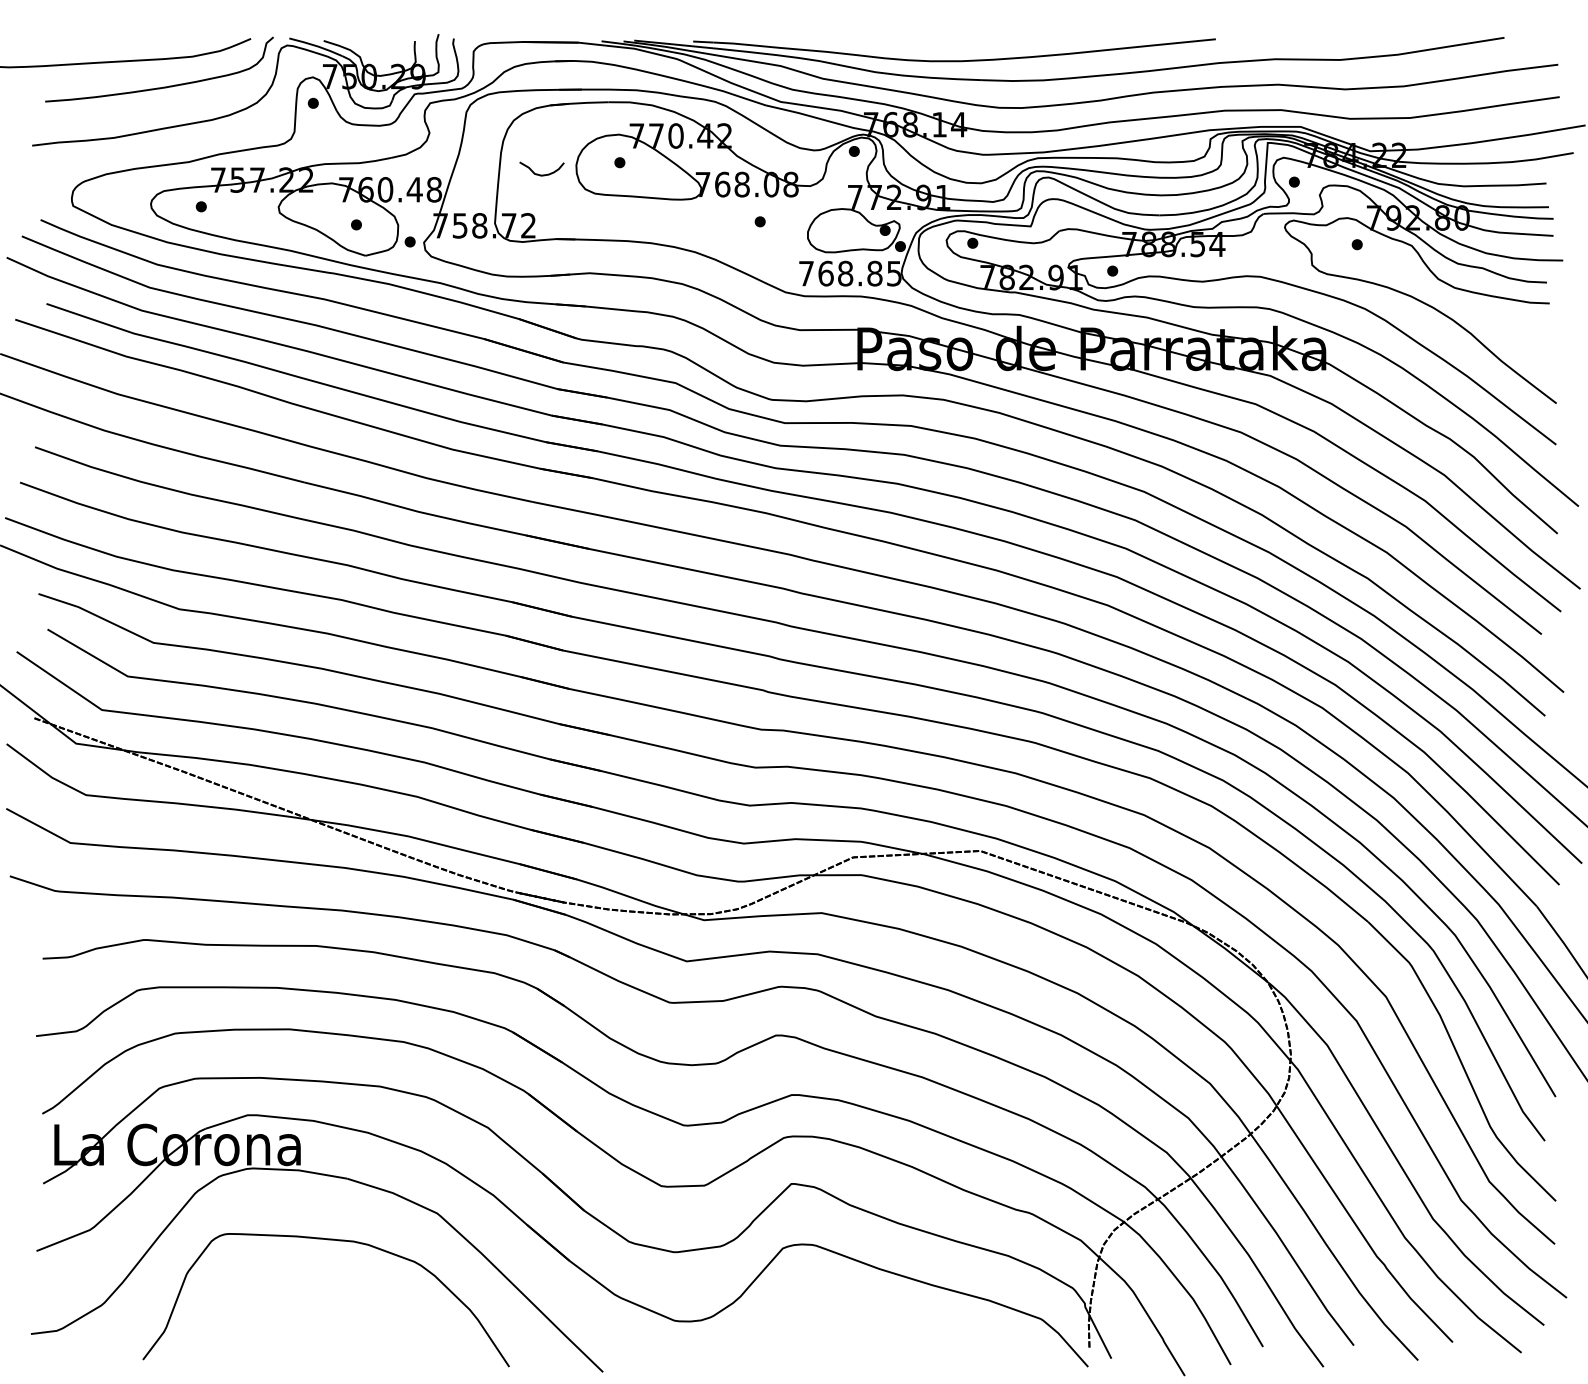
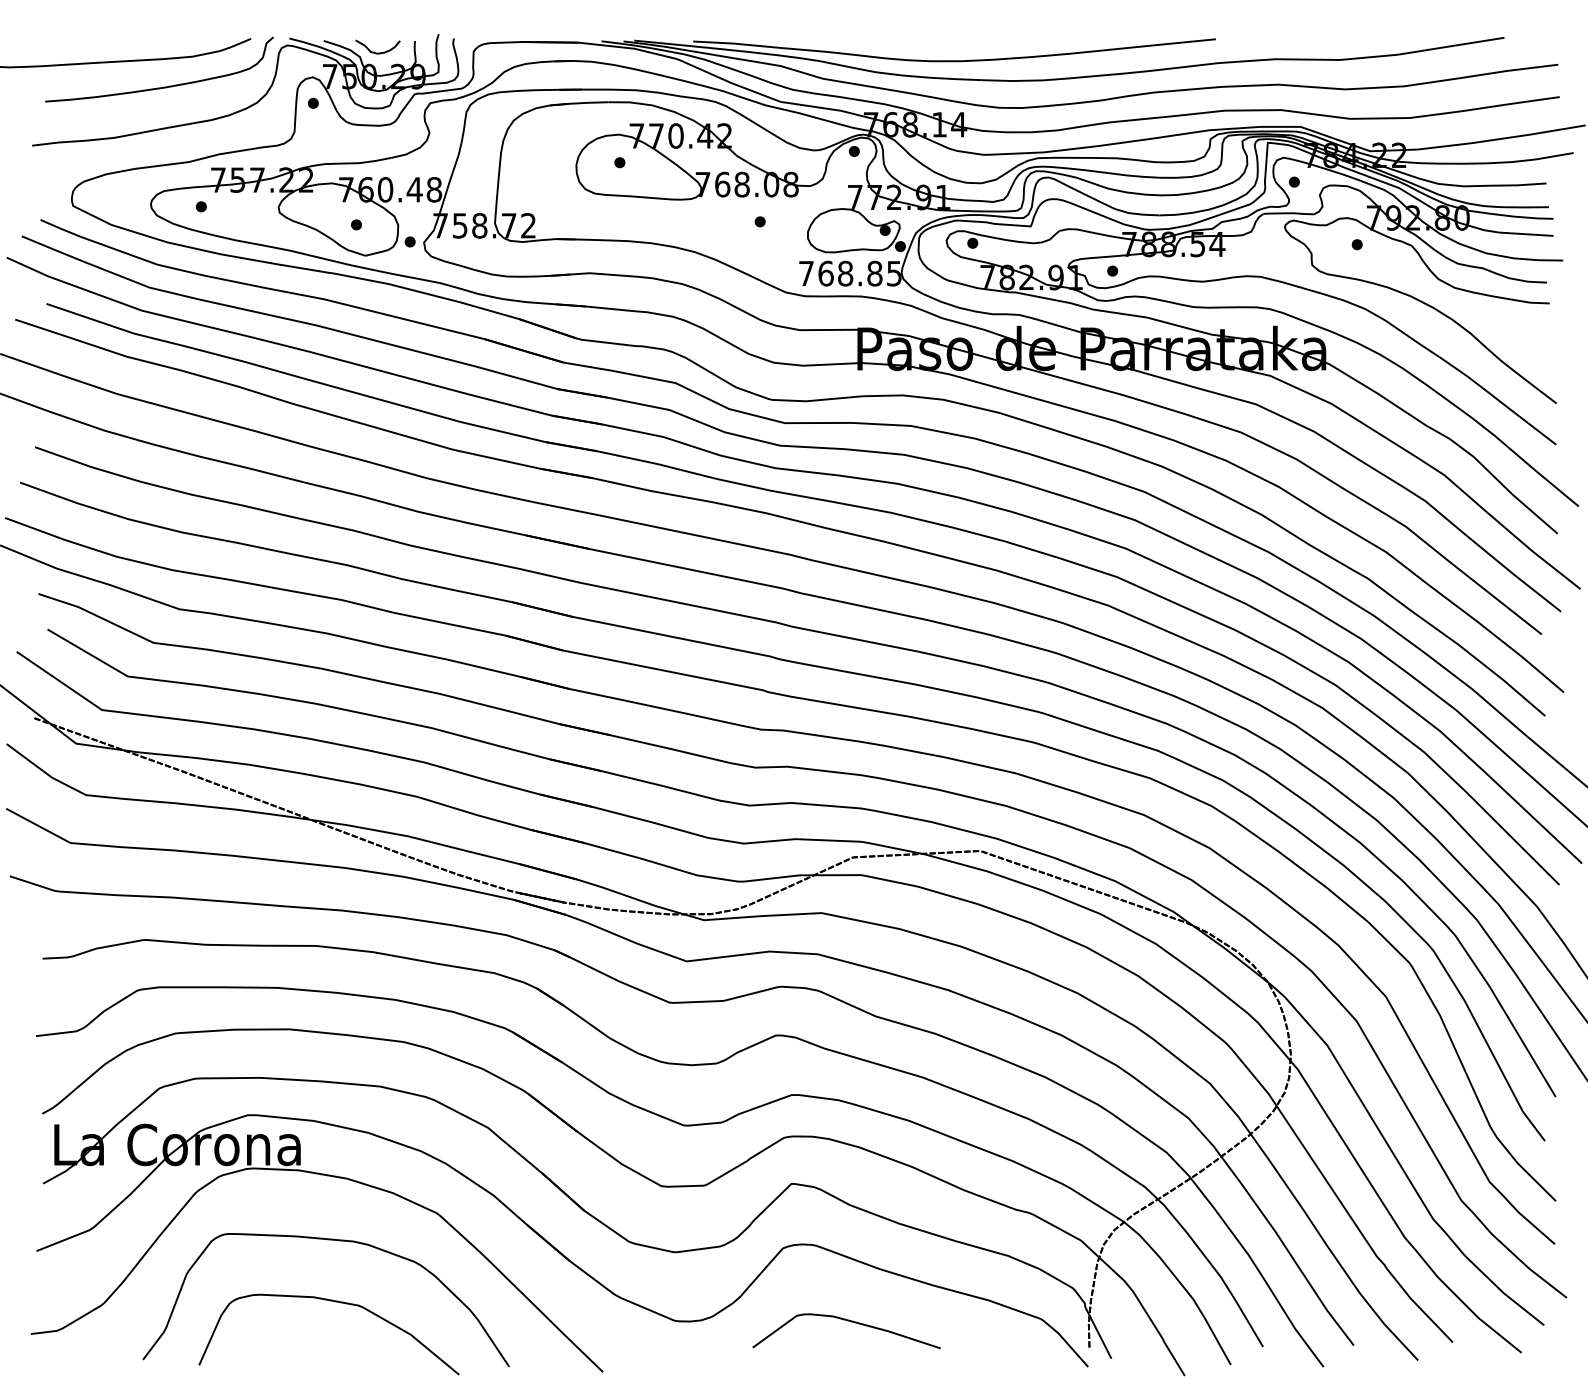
curve position: (541, 174) -> (377, 52) (377, 52)
curve: none -> present (335, 1302)
curve: none -> present (847, 1321)
